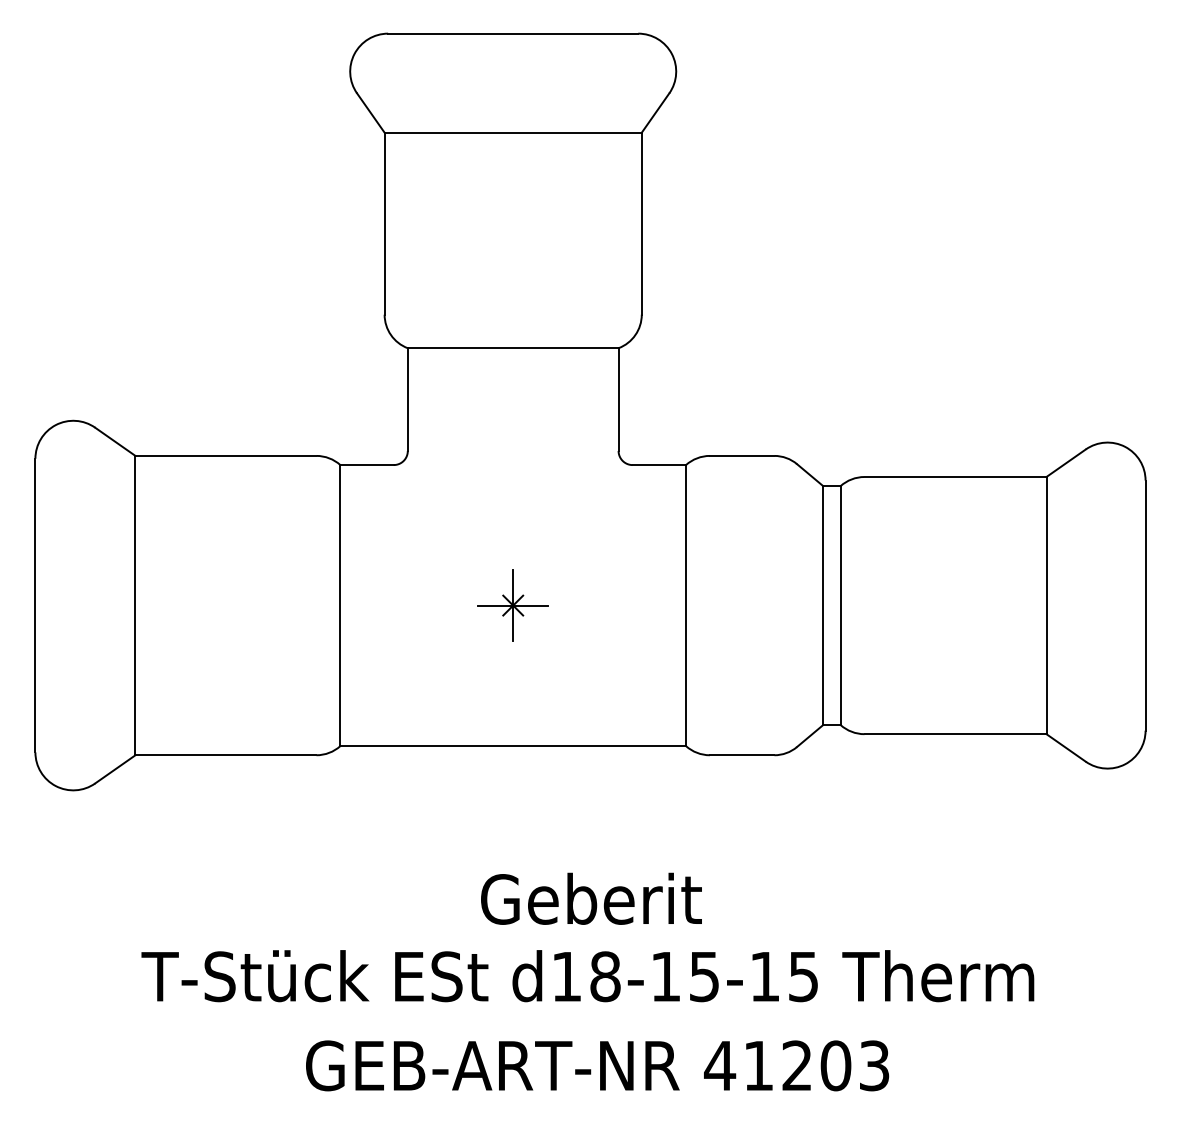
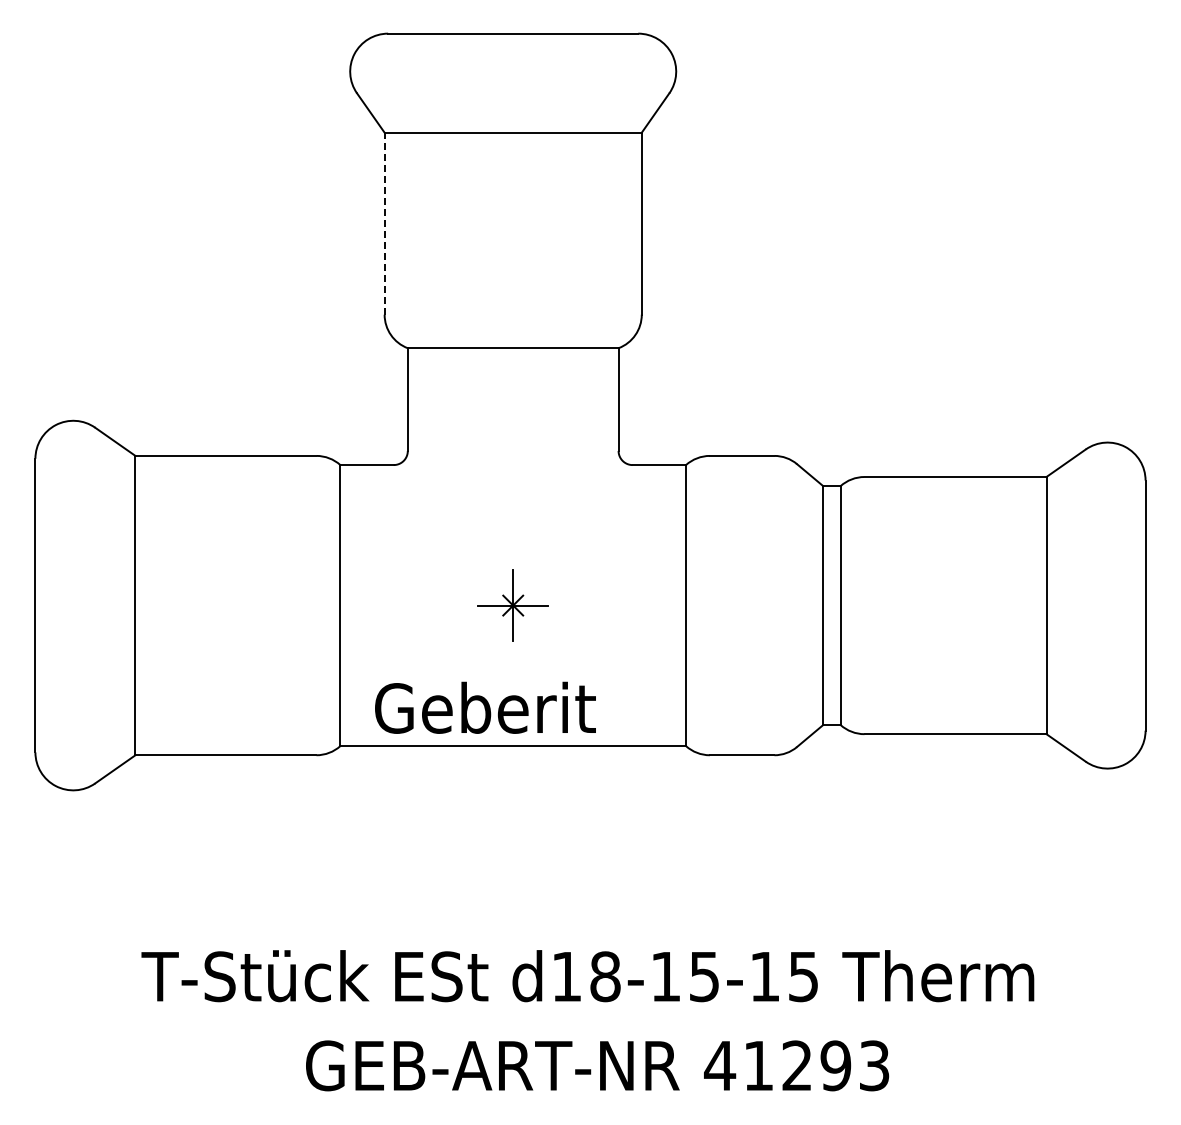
line: solid -> dashed (384, 223)
text position: (591, 898) -> (485, 707) (485, 707)
text: 41203 -> 41293 (835, 1065)
